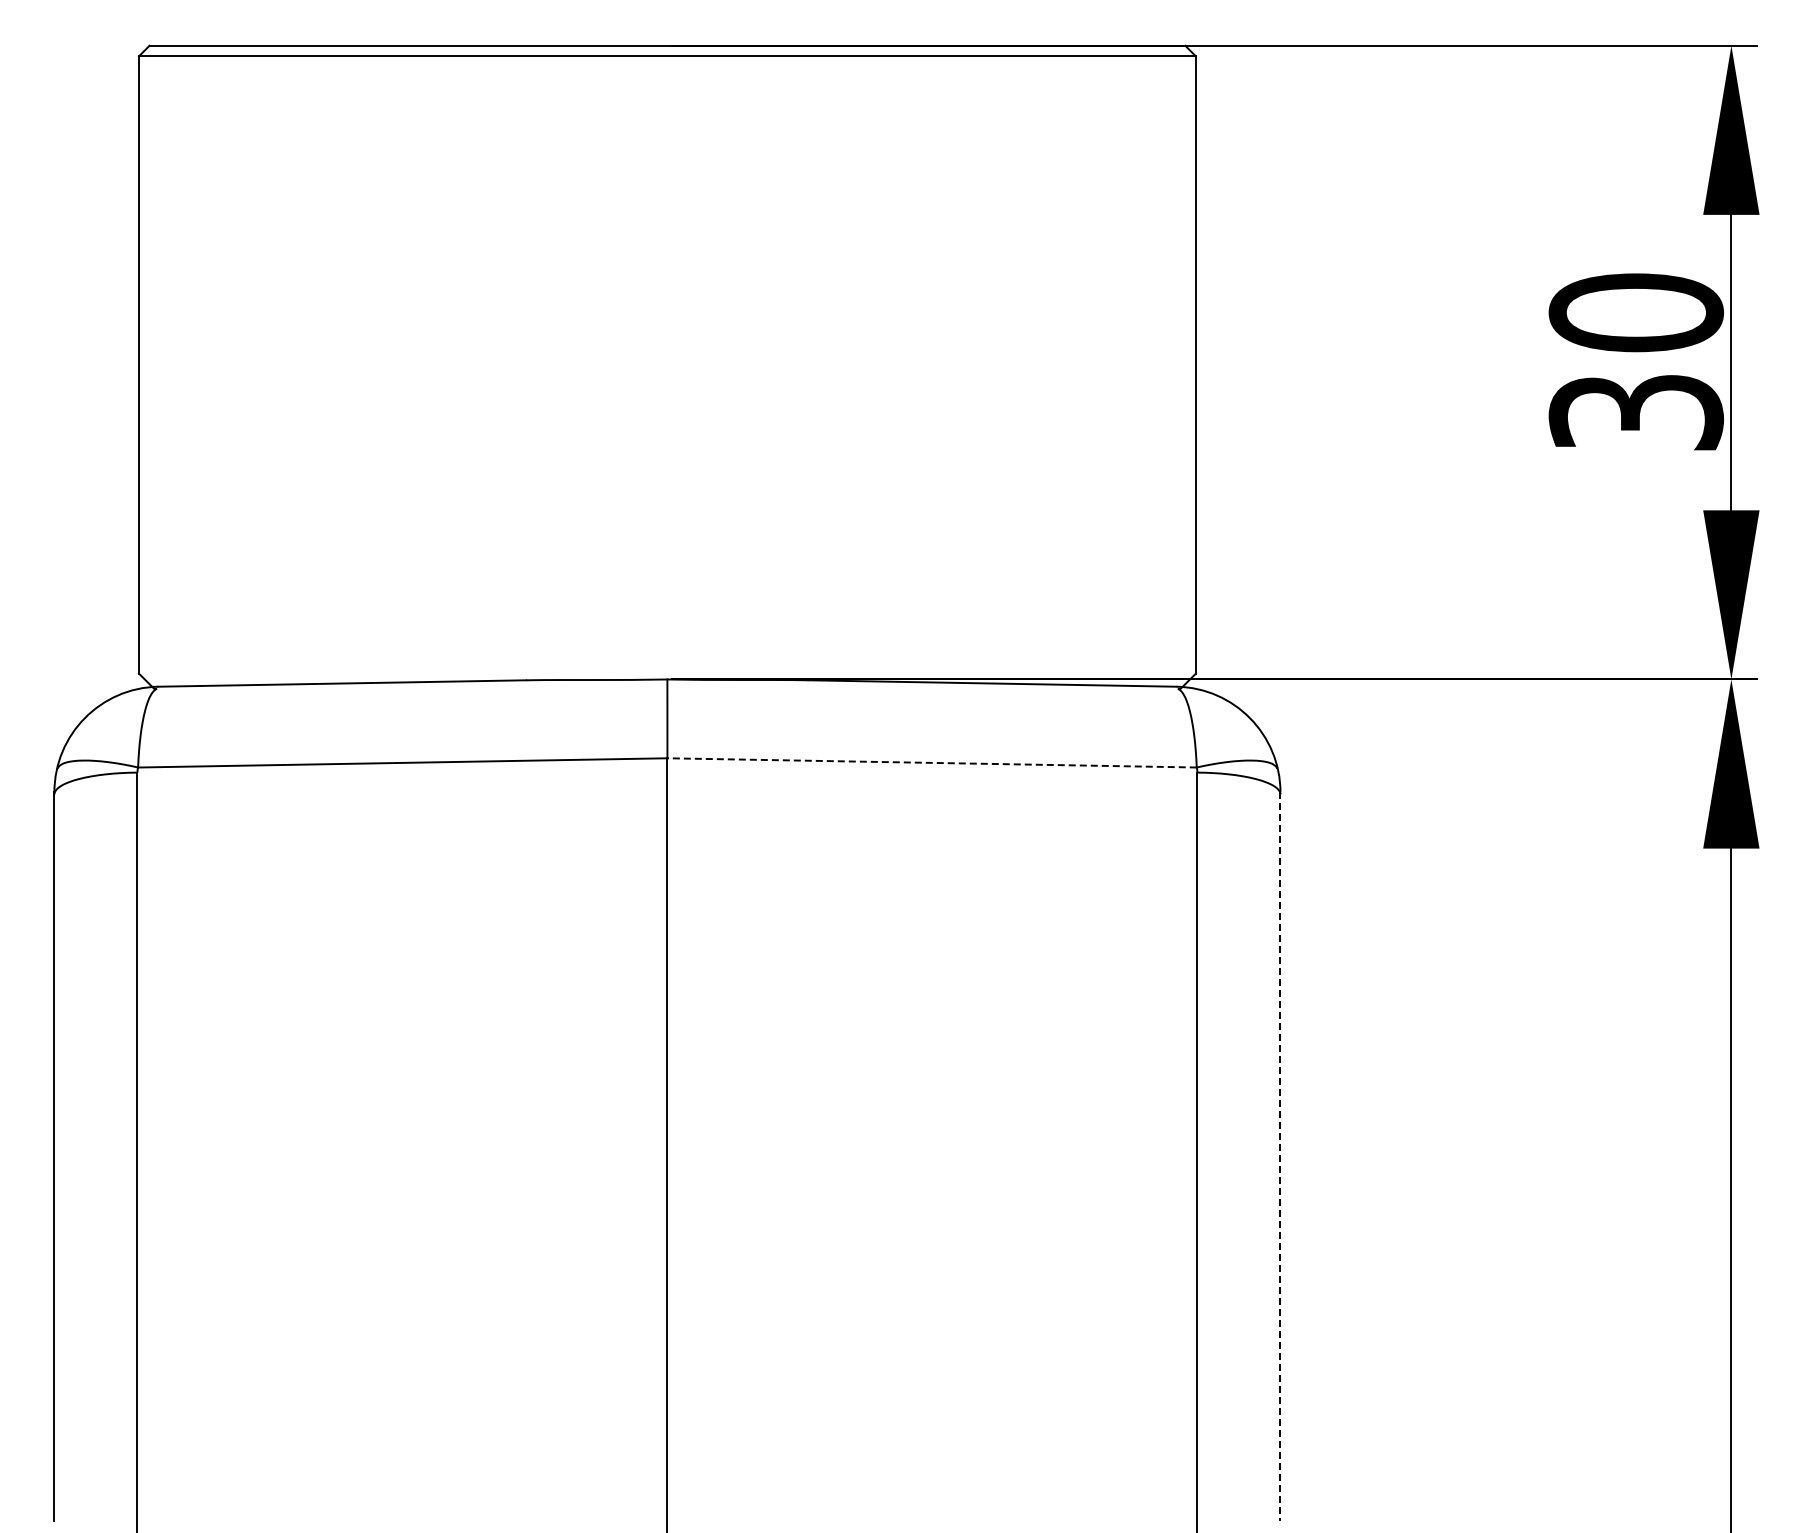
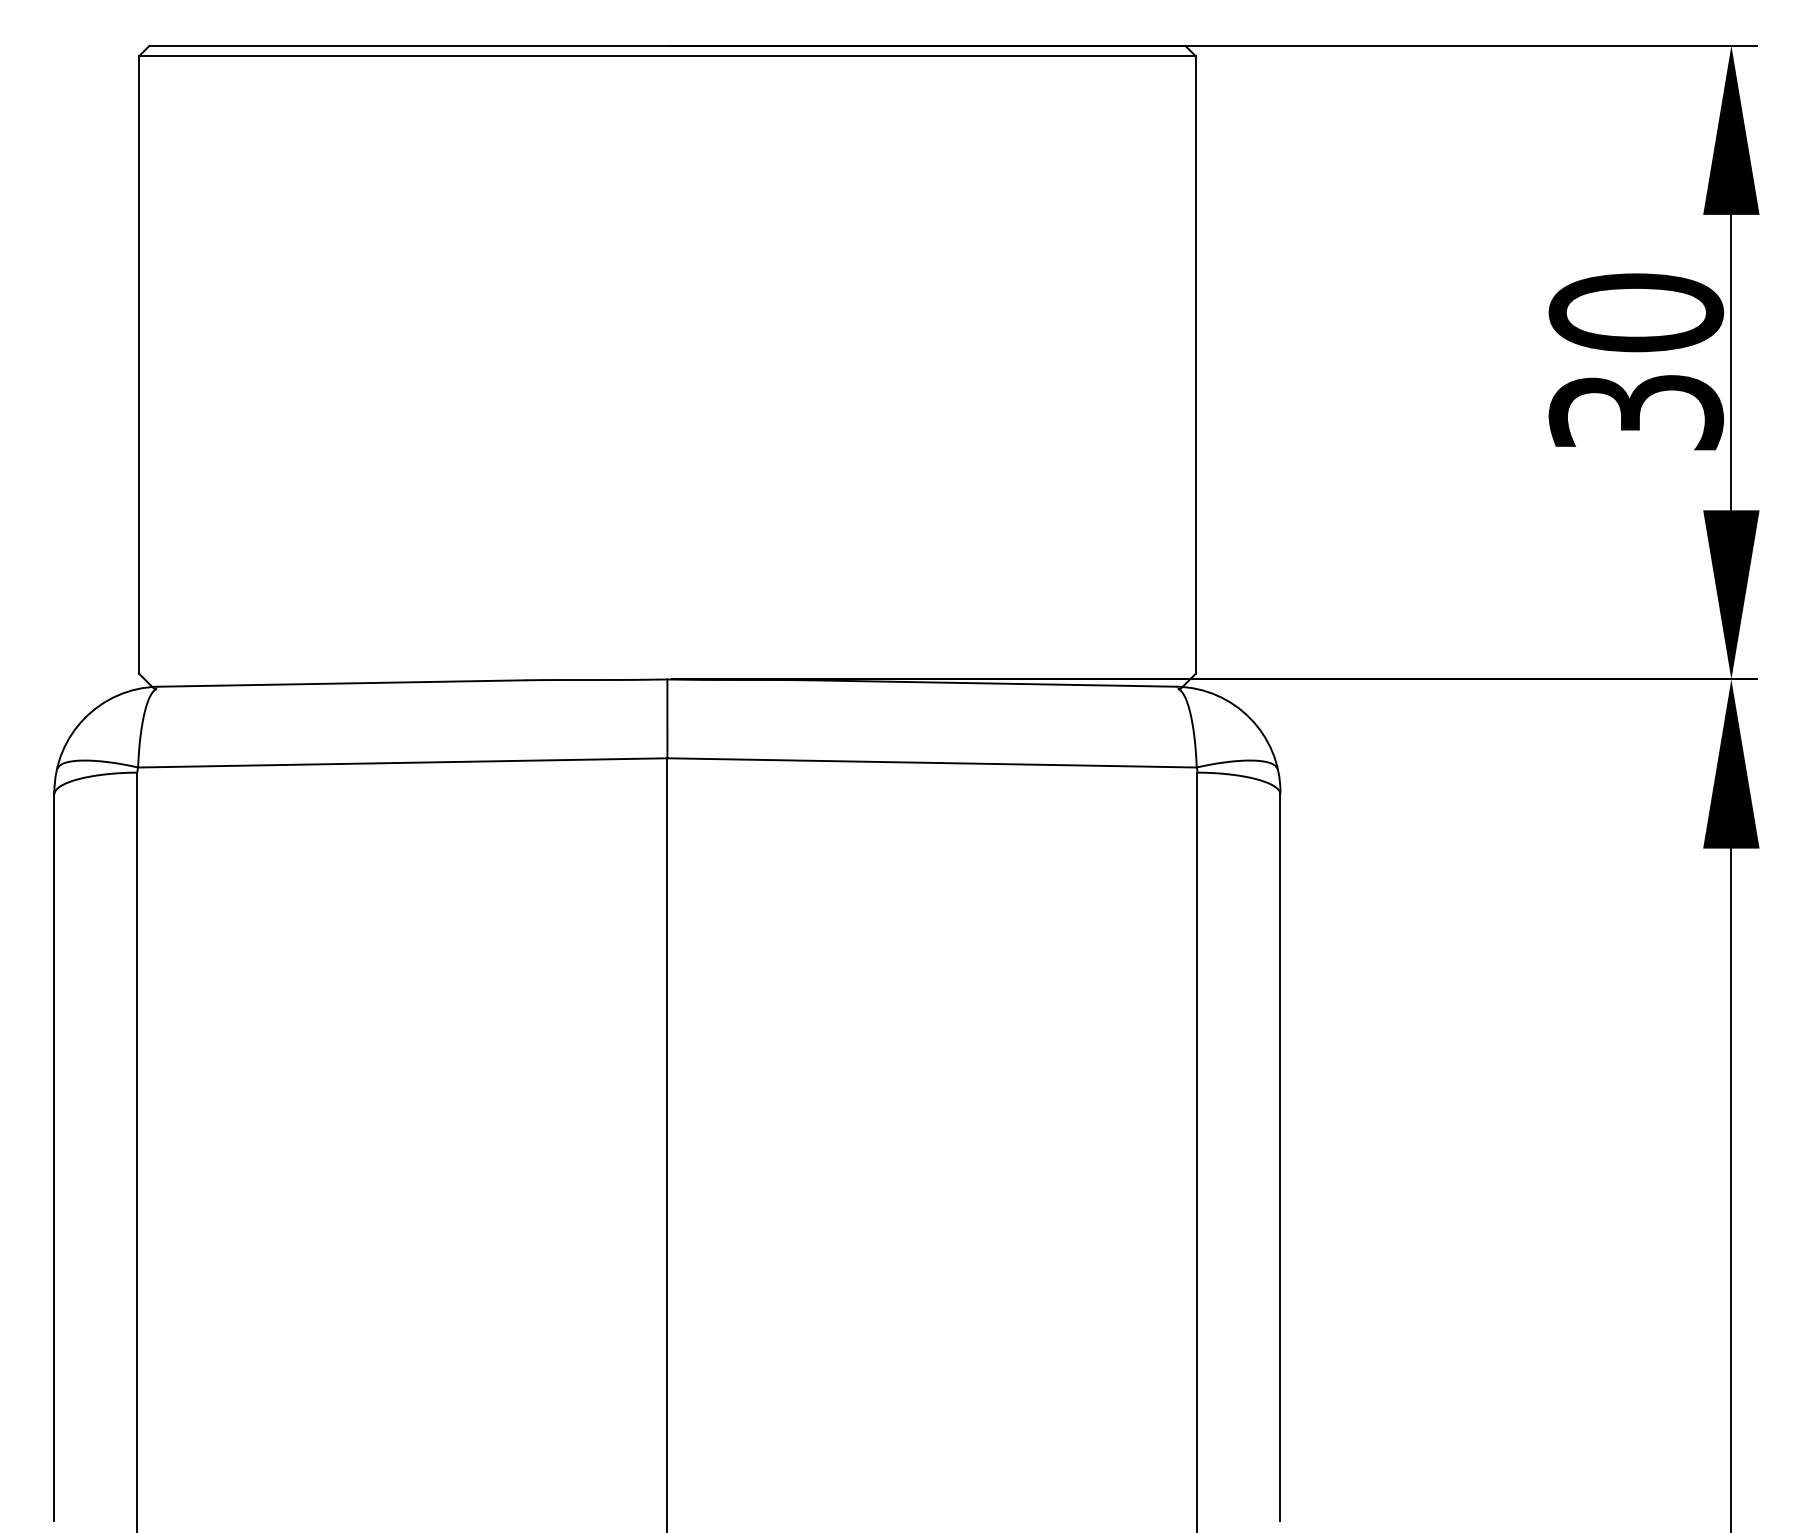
line: dashed -> solid (932, 762)
line: dashed -> solid (1280, 1157)
